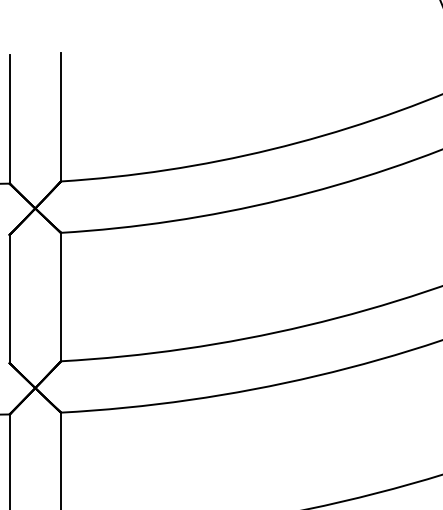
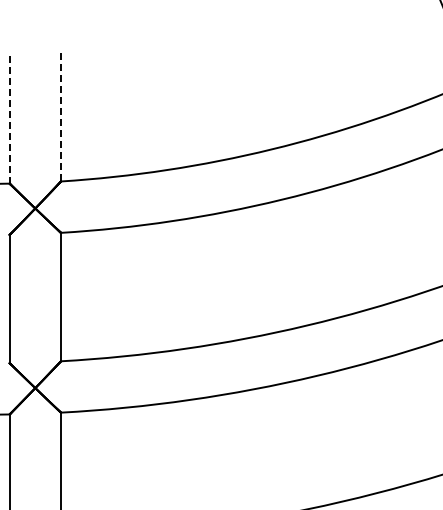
line: solid -> dashed (60, 117)
line: solid -> dashed (9, 119)
